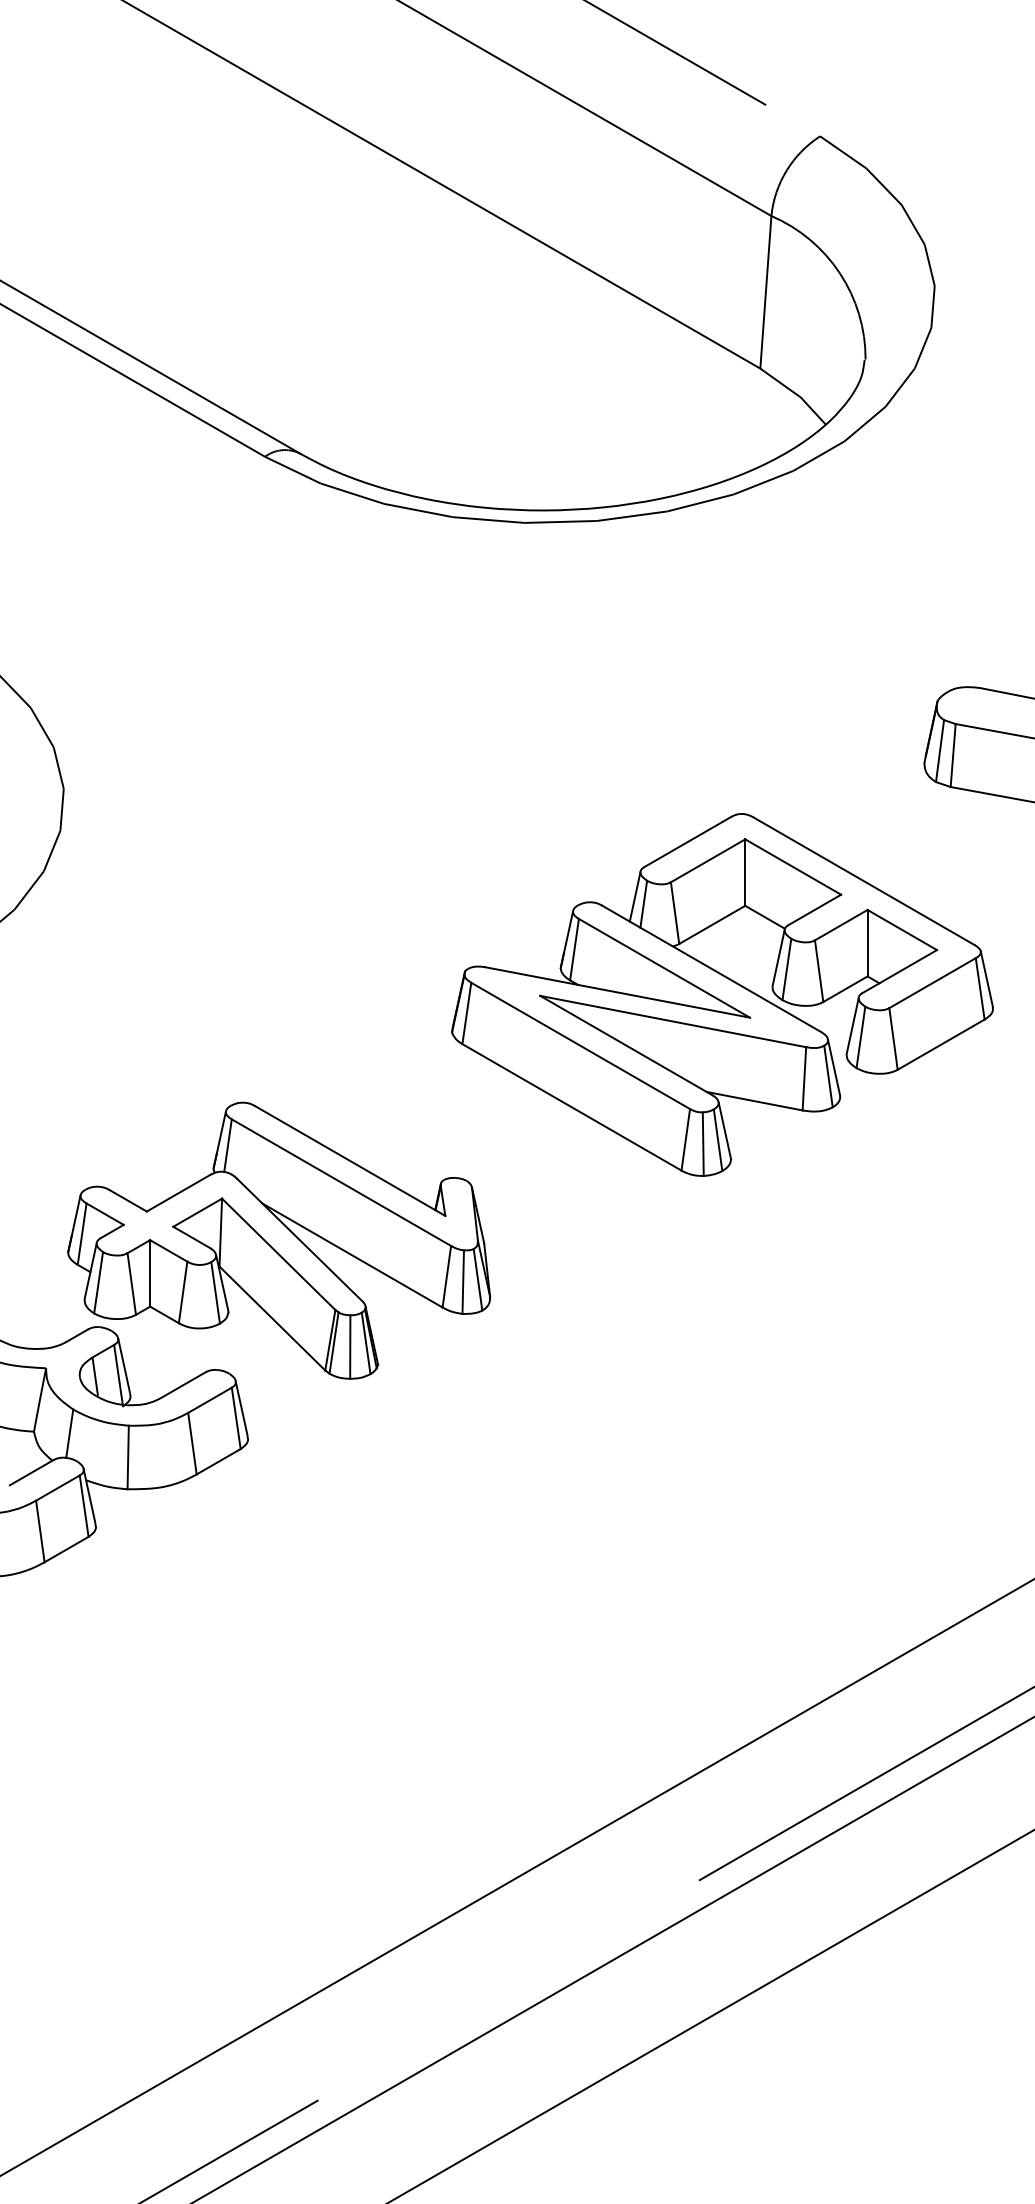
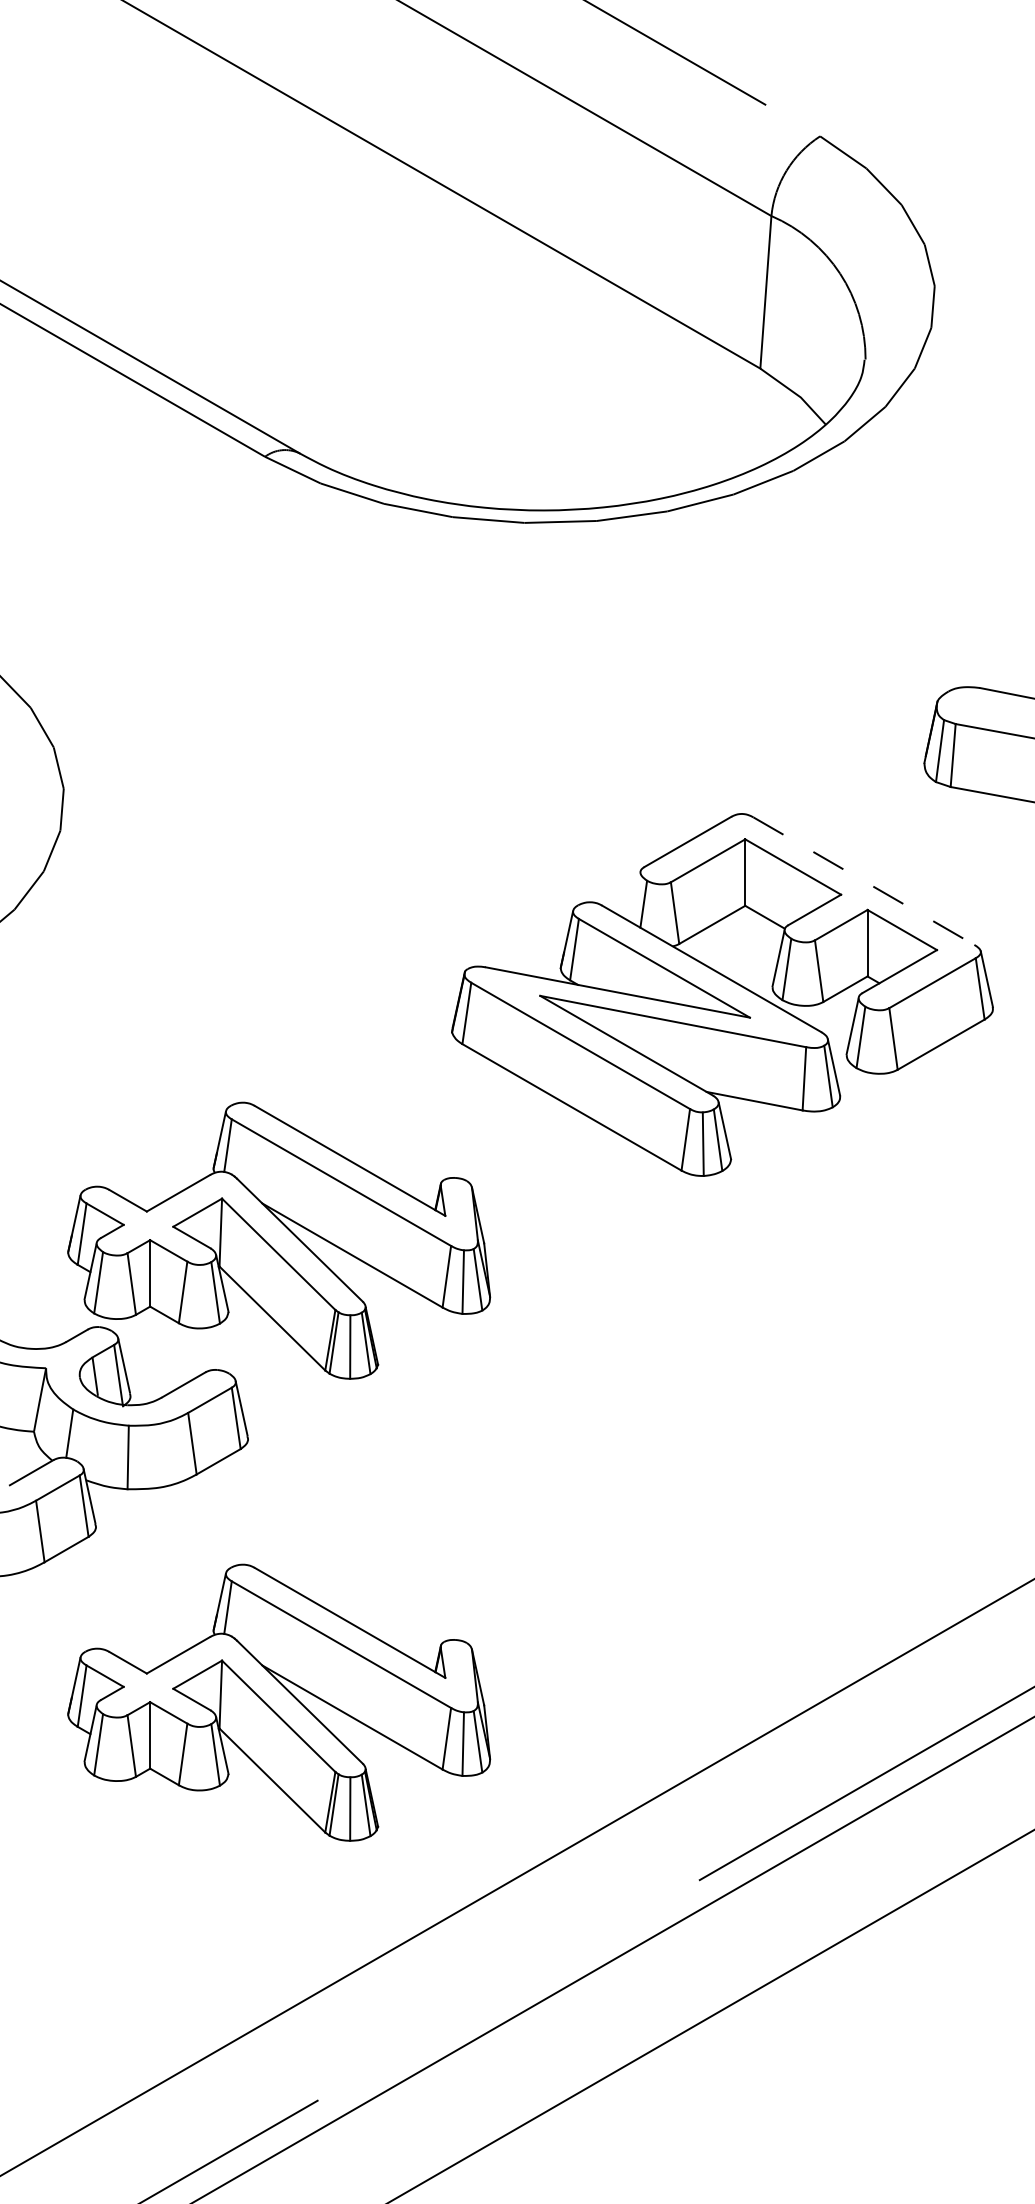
line: solid -> dashed (863, 881)
line: present -> none (634, 896)
part: none -> present (279, 1702)
